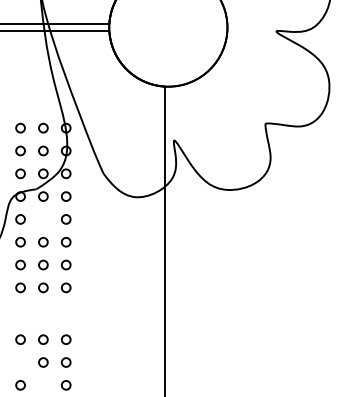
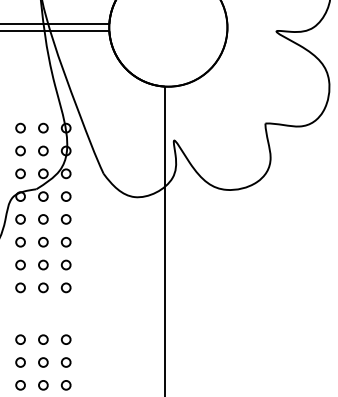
circle: none -> present (43, 219)
circle: none -> present (20, 362)
circle: none -> present (43, 385)
